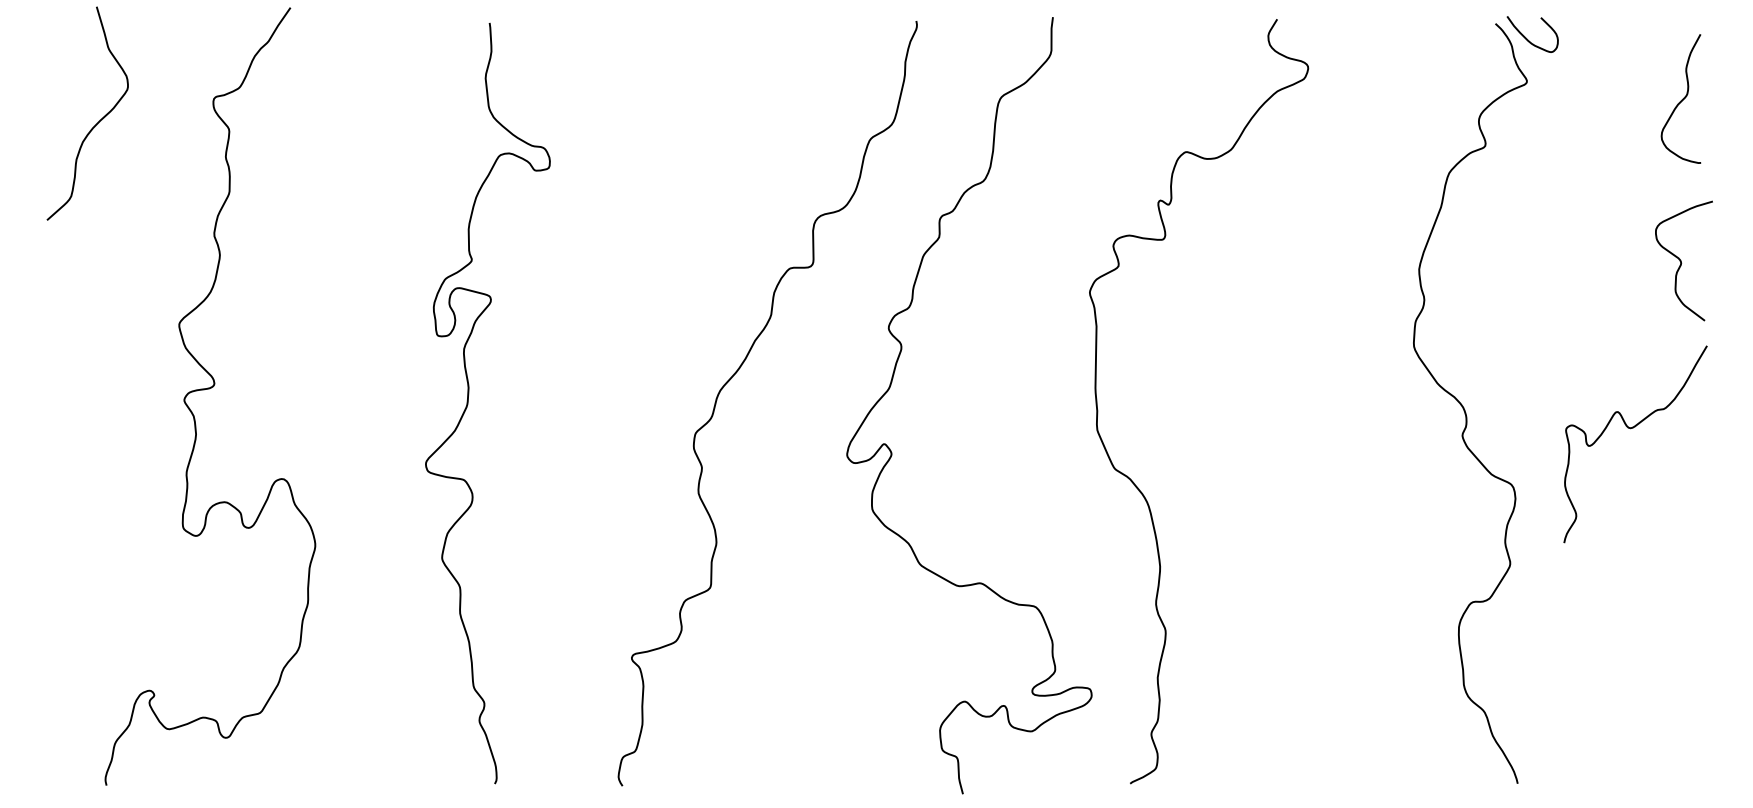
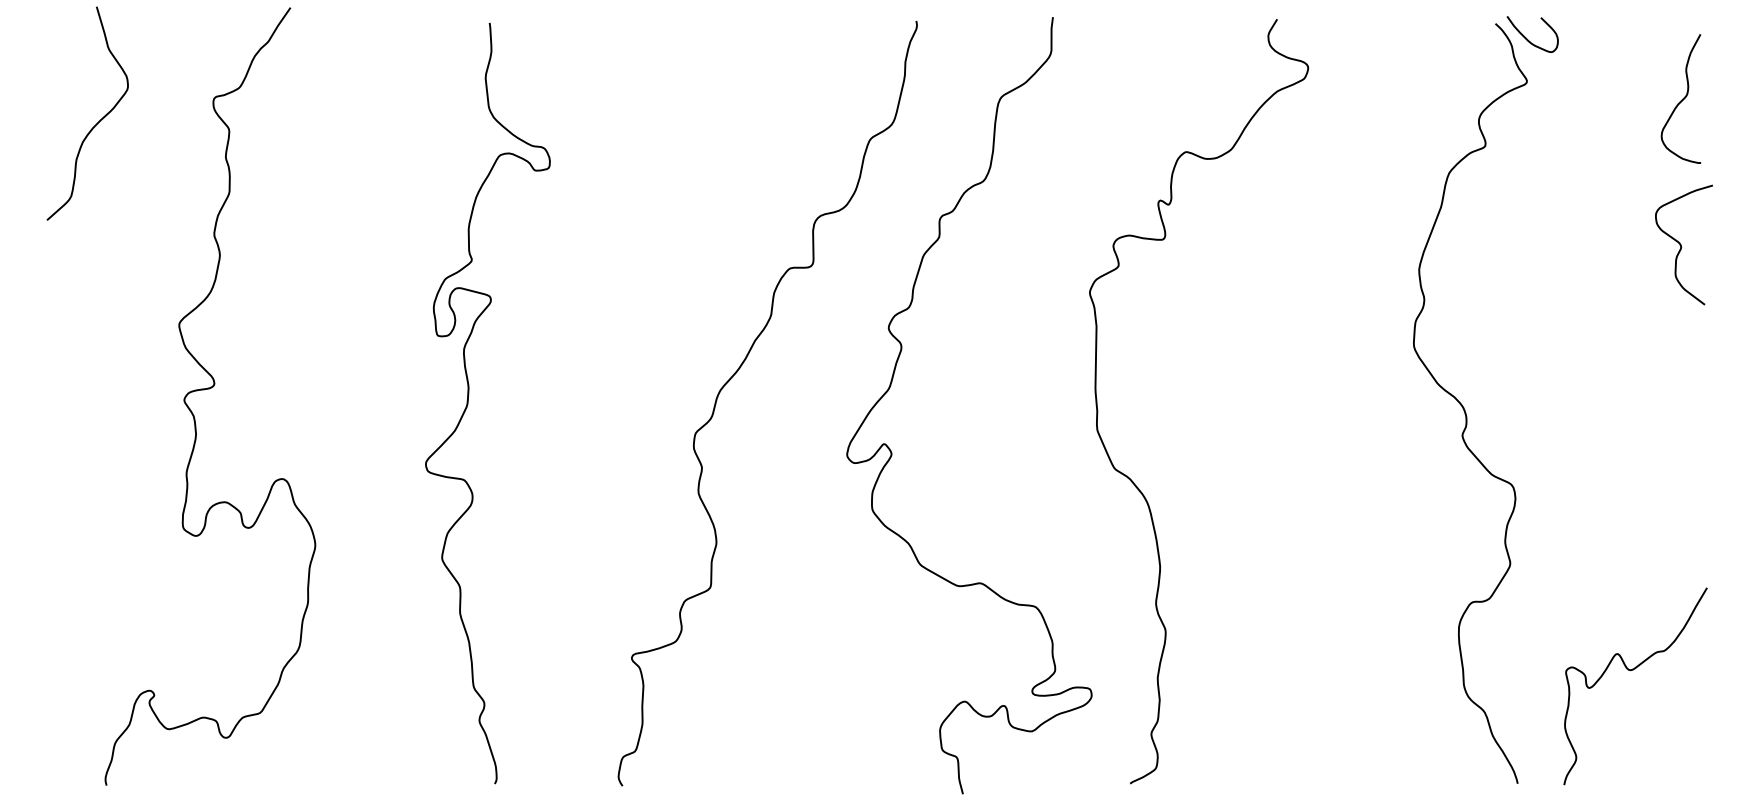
curve position: (1681, 260) -> (1681, 244) (1681, 244)
curve position: (1630, 429) -> (1630, 671) (1630, 671)
